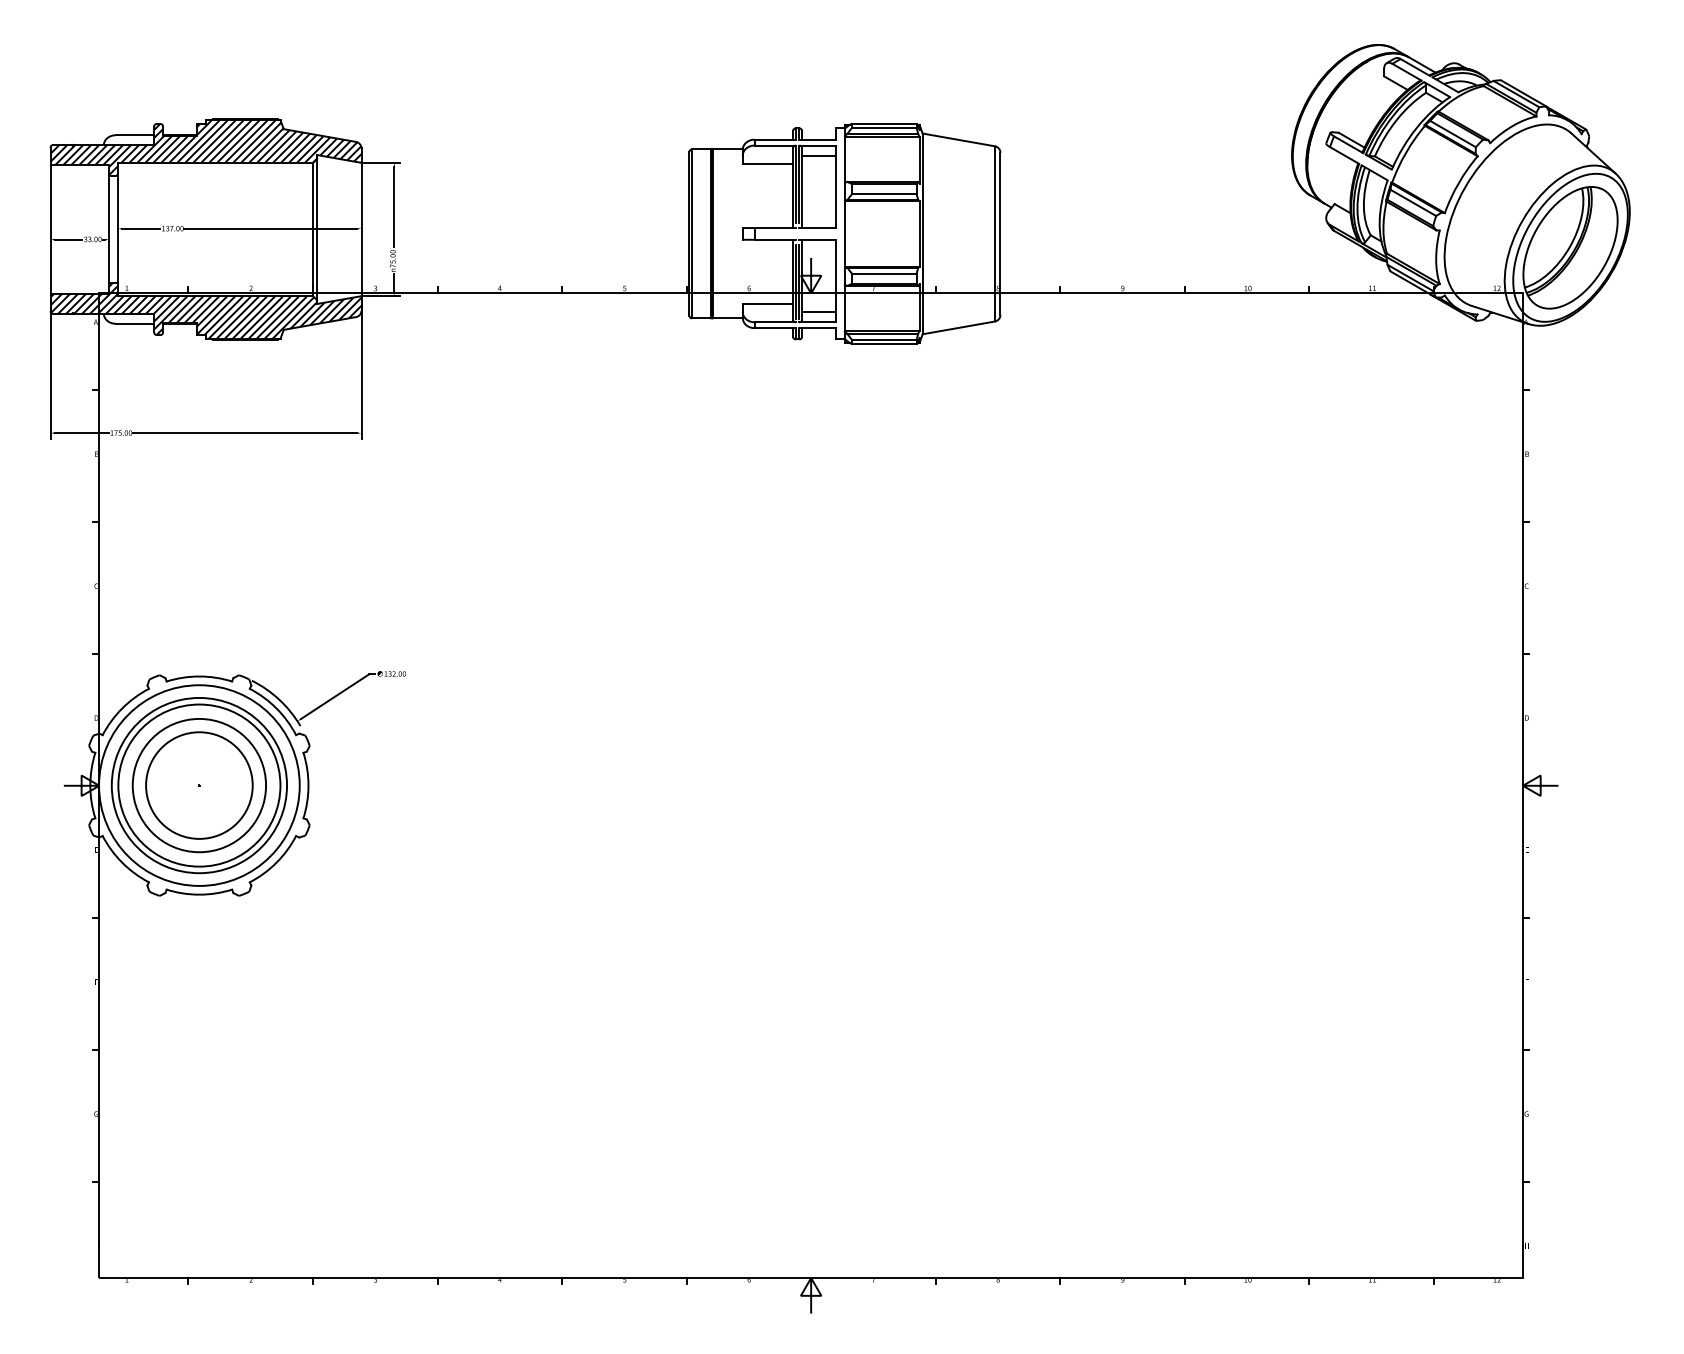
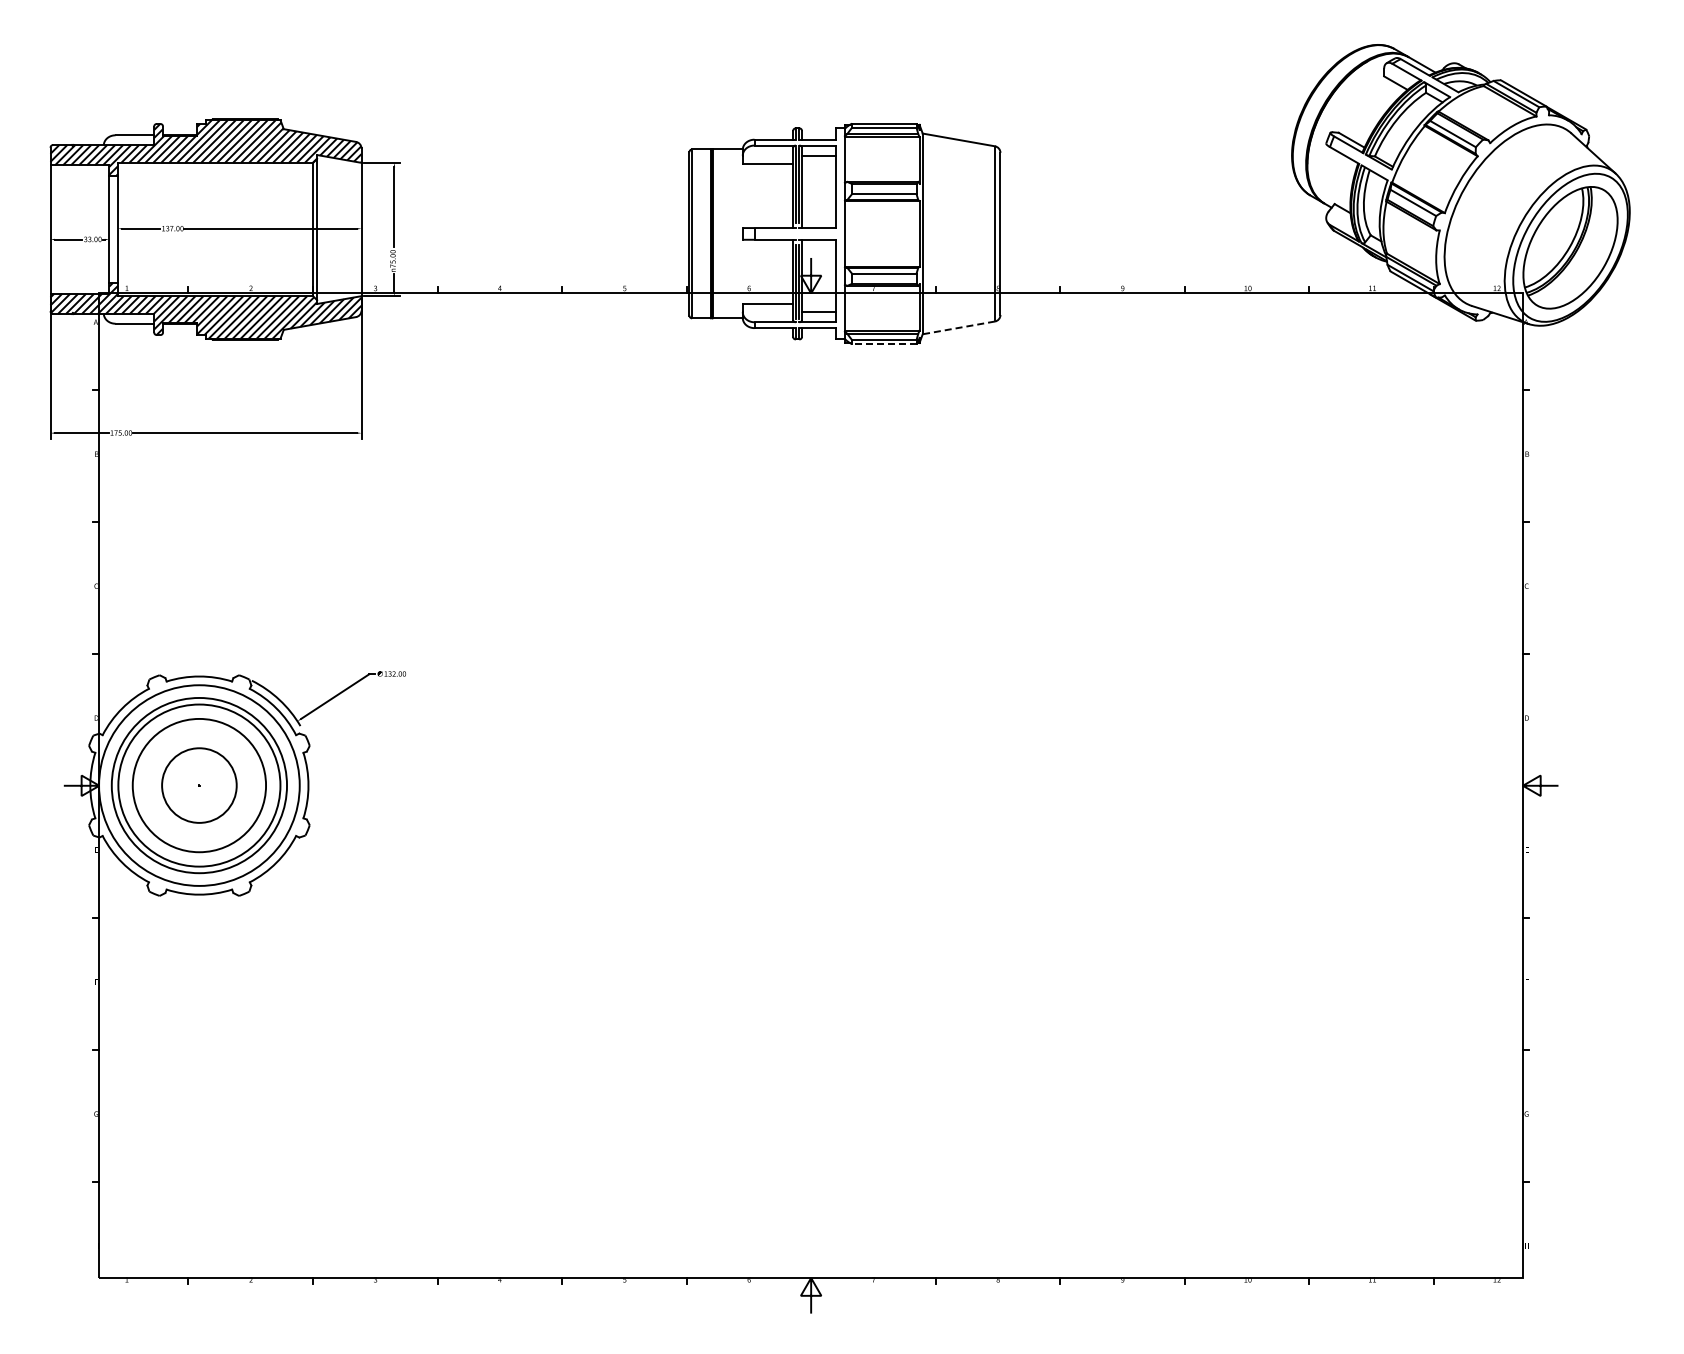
line: solid -> dashed (958, 327)
line: solid -> dashed (883, 344)
circle diameter: 107 px -> 75 px (199, 785)
